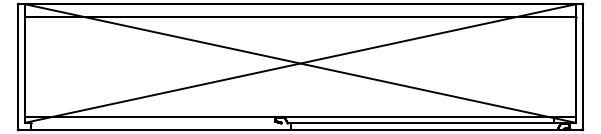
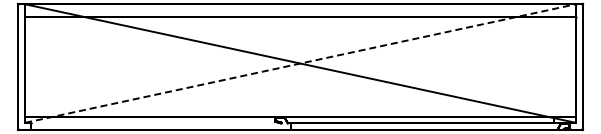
line: solid -> dashed (300, 63)
